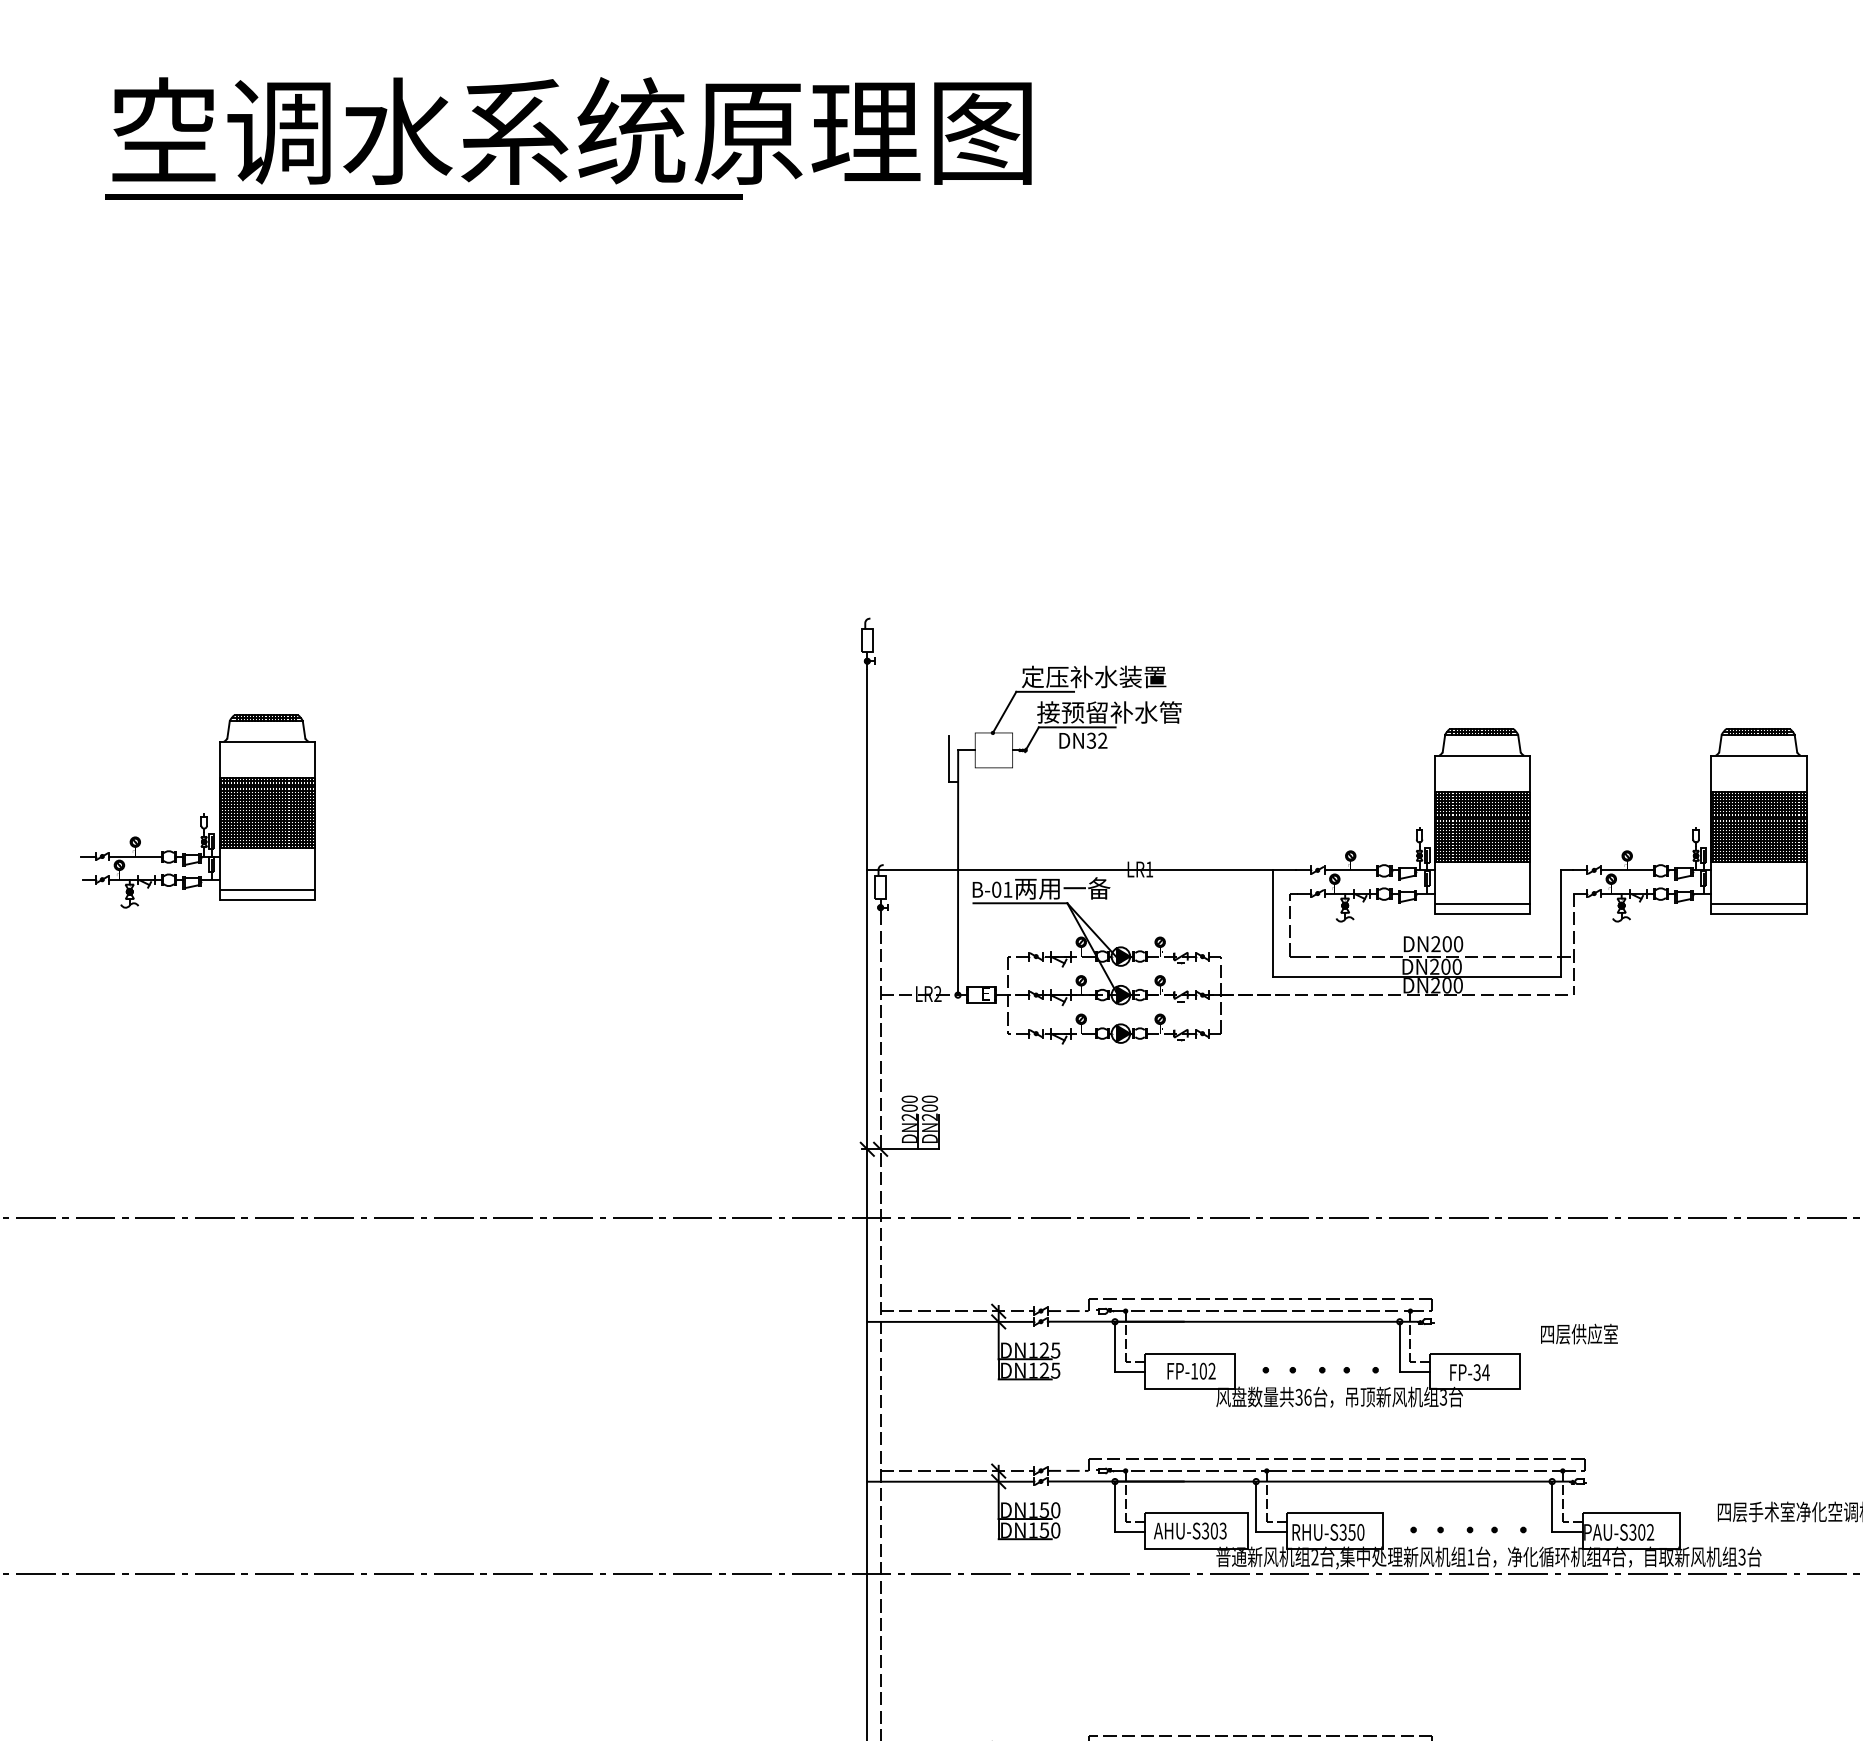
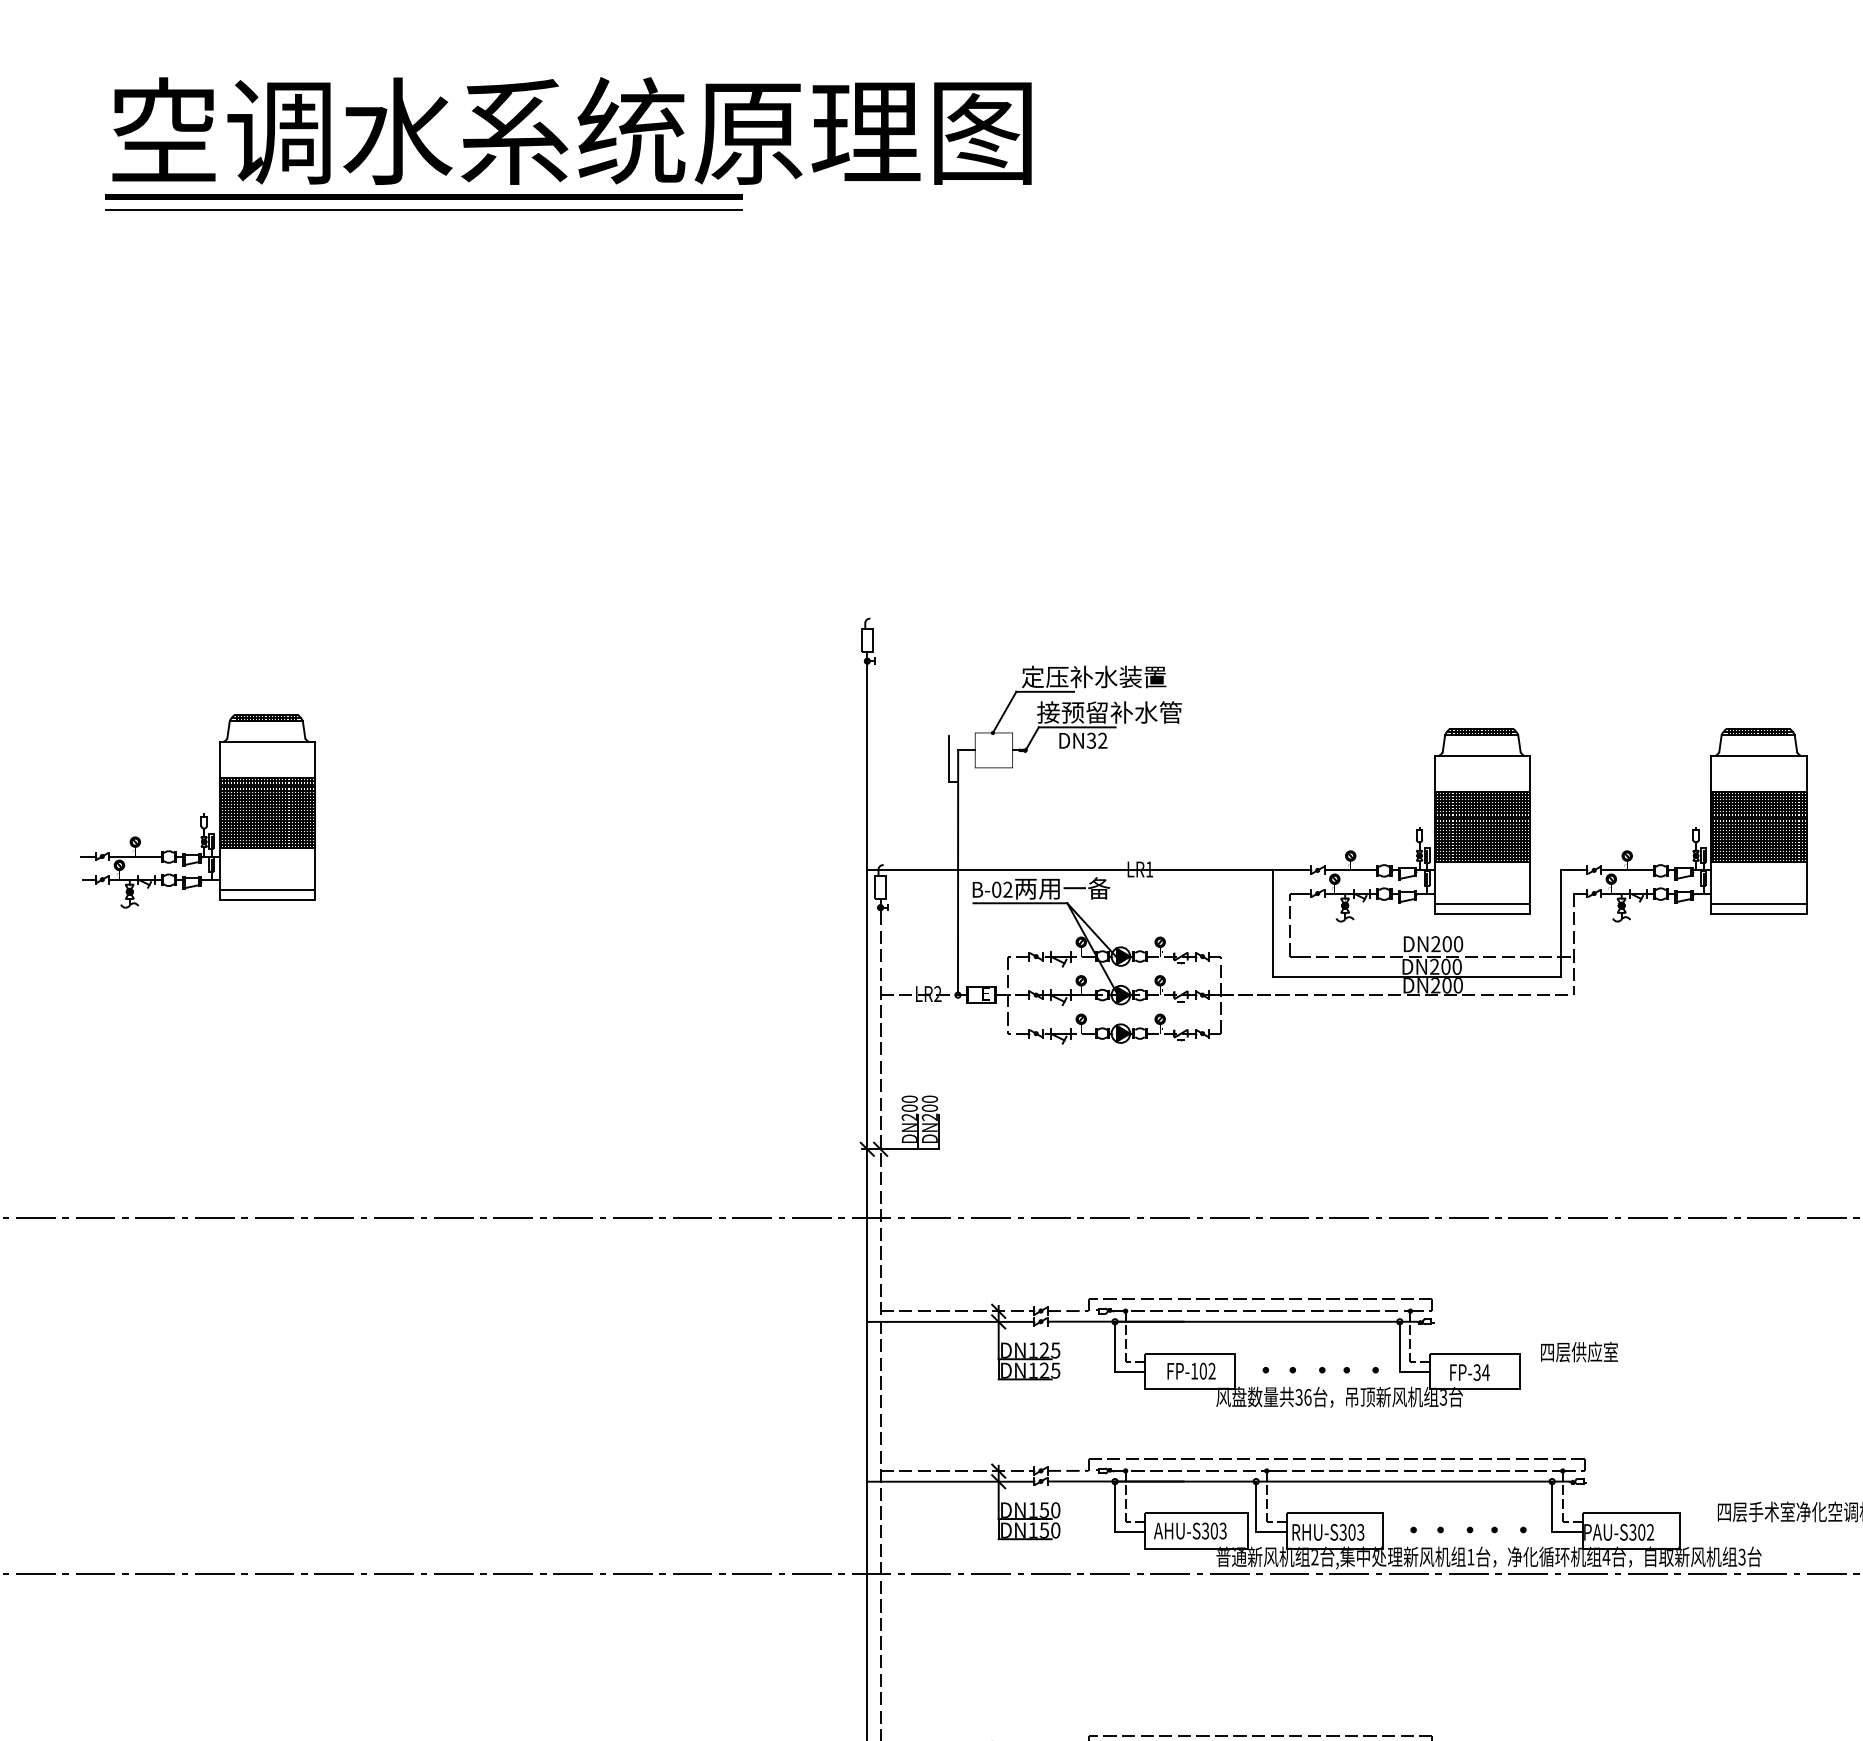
line: none -> present (423, 209)
text: B-01 -> B-02 (1007, 889)
text position: (1579, 1333) -> (1579, 1351) (1579, 1351)
text: RHU-S350 -> RHU-S303 (1356, 1532)
